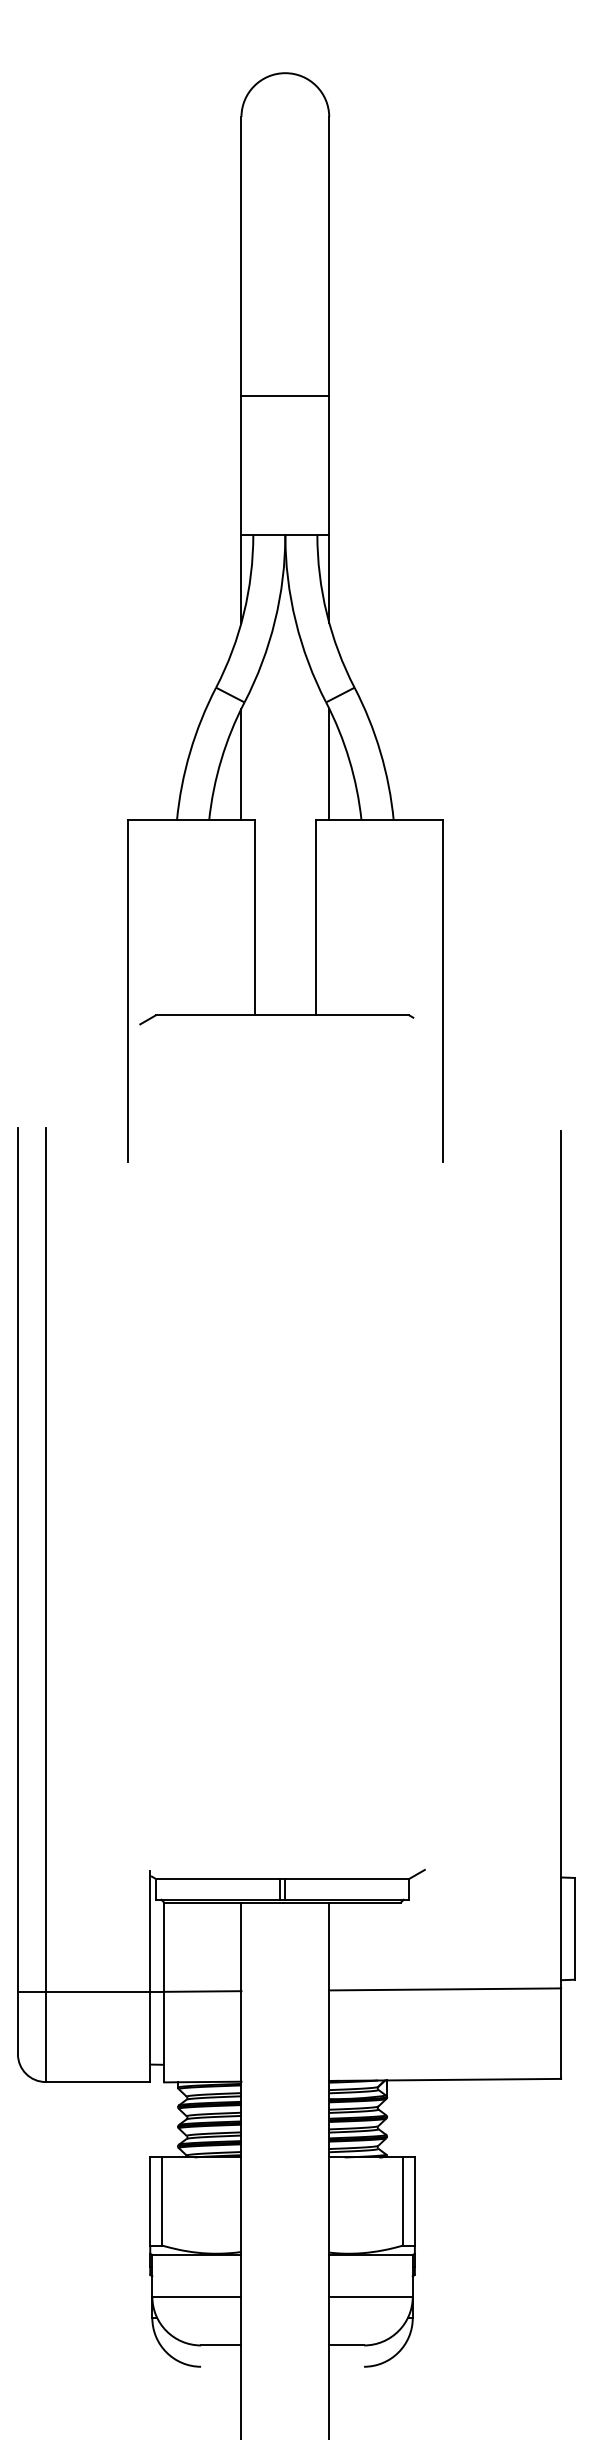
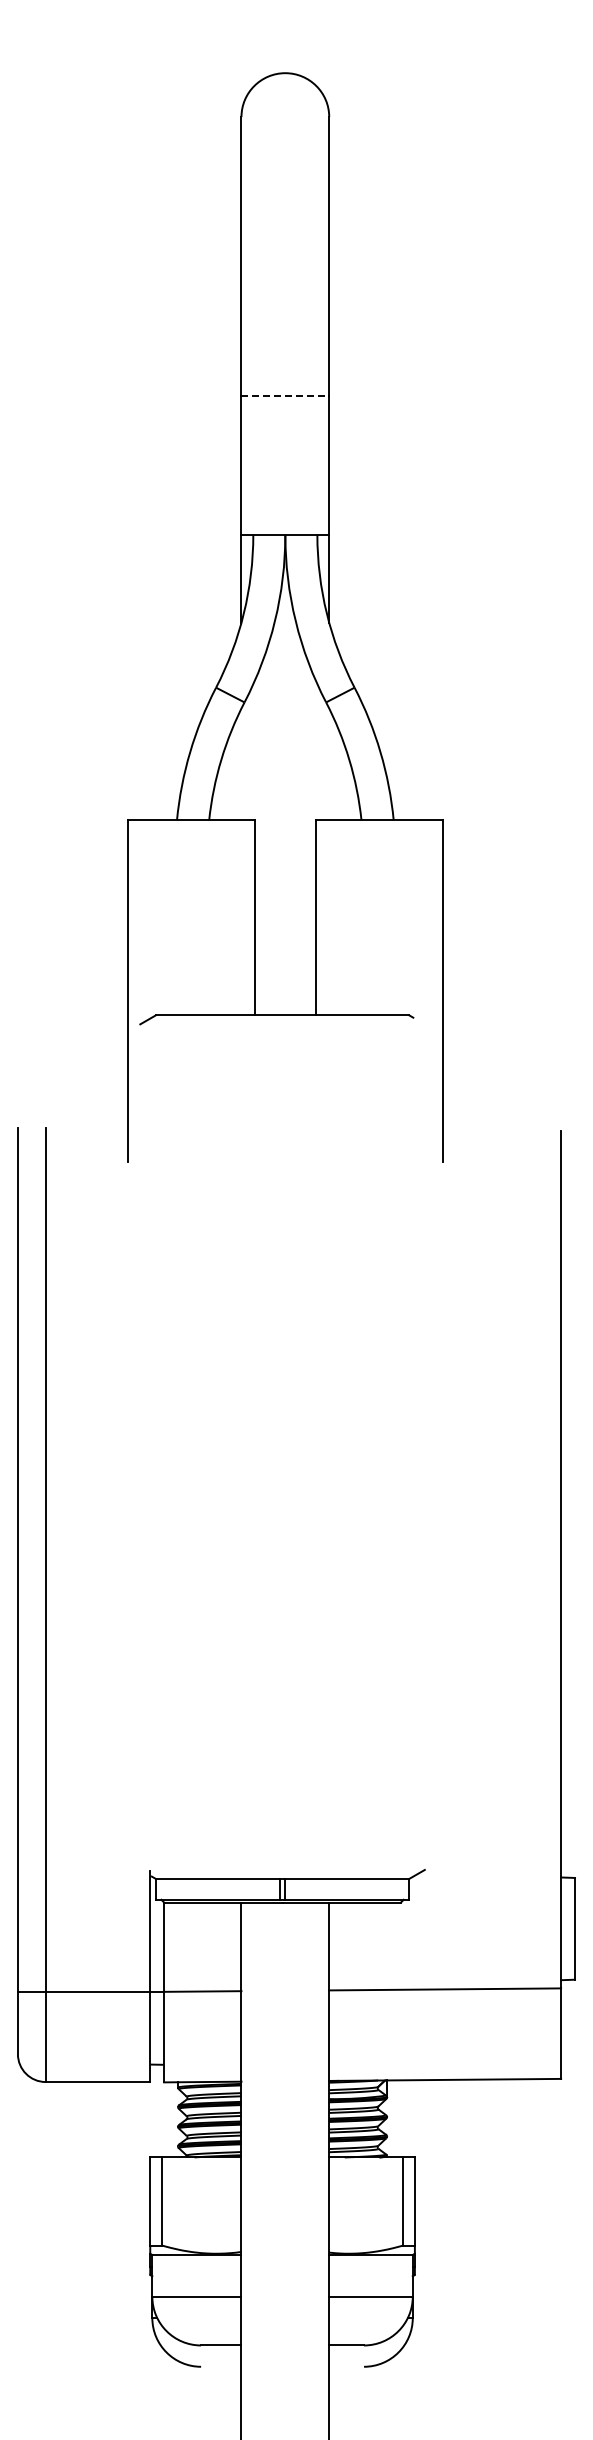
line: solid -> dashed (285, 395)
line: present -> none (241, 764)
line: present -> none (329, 764)
